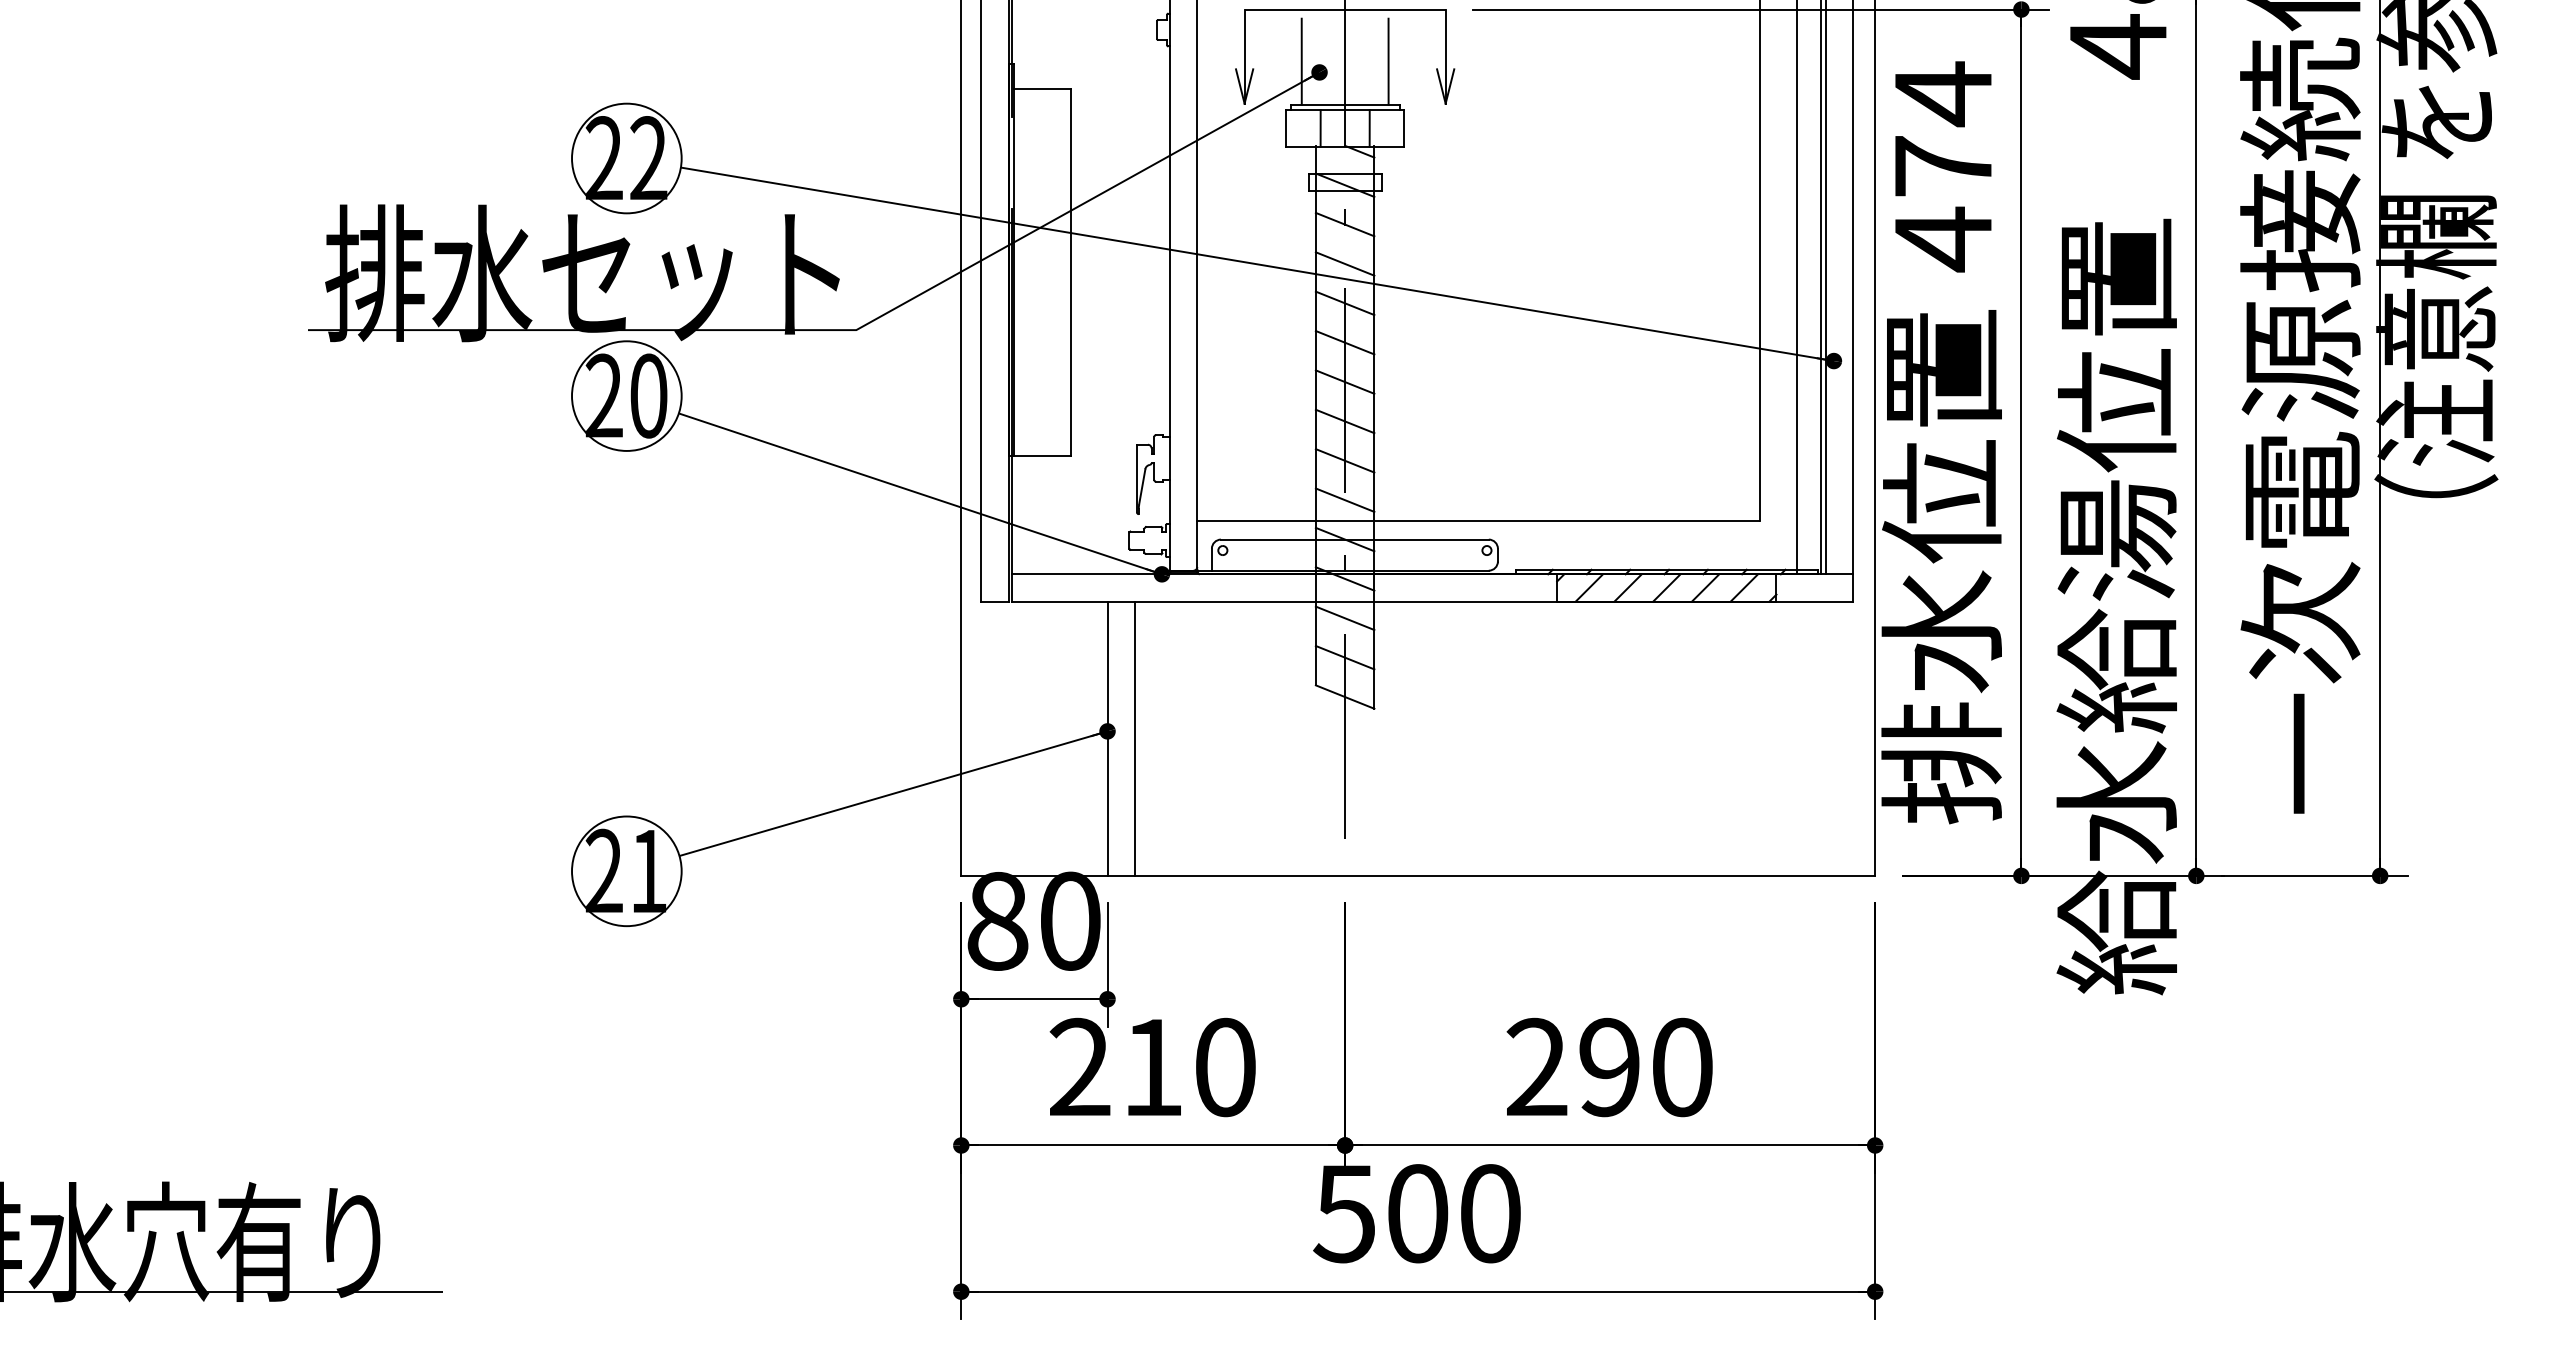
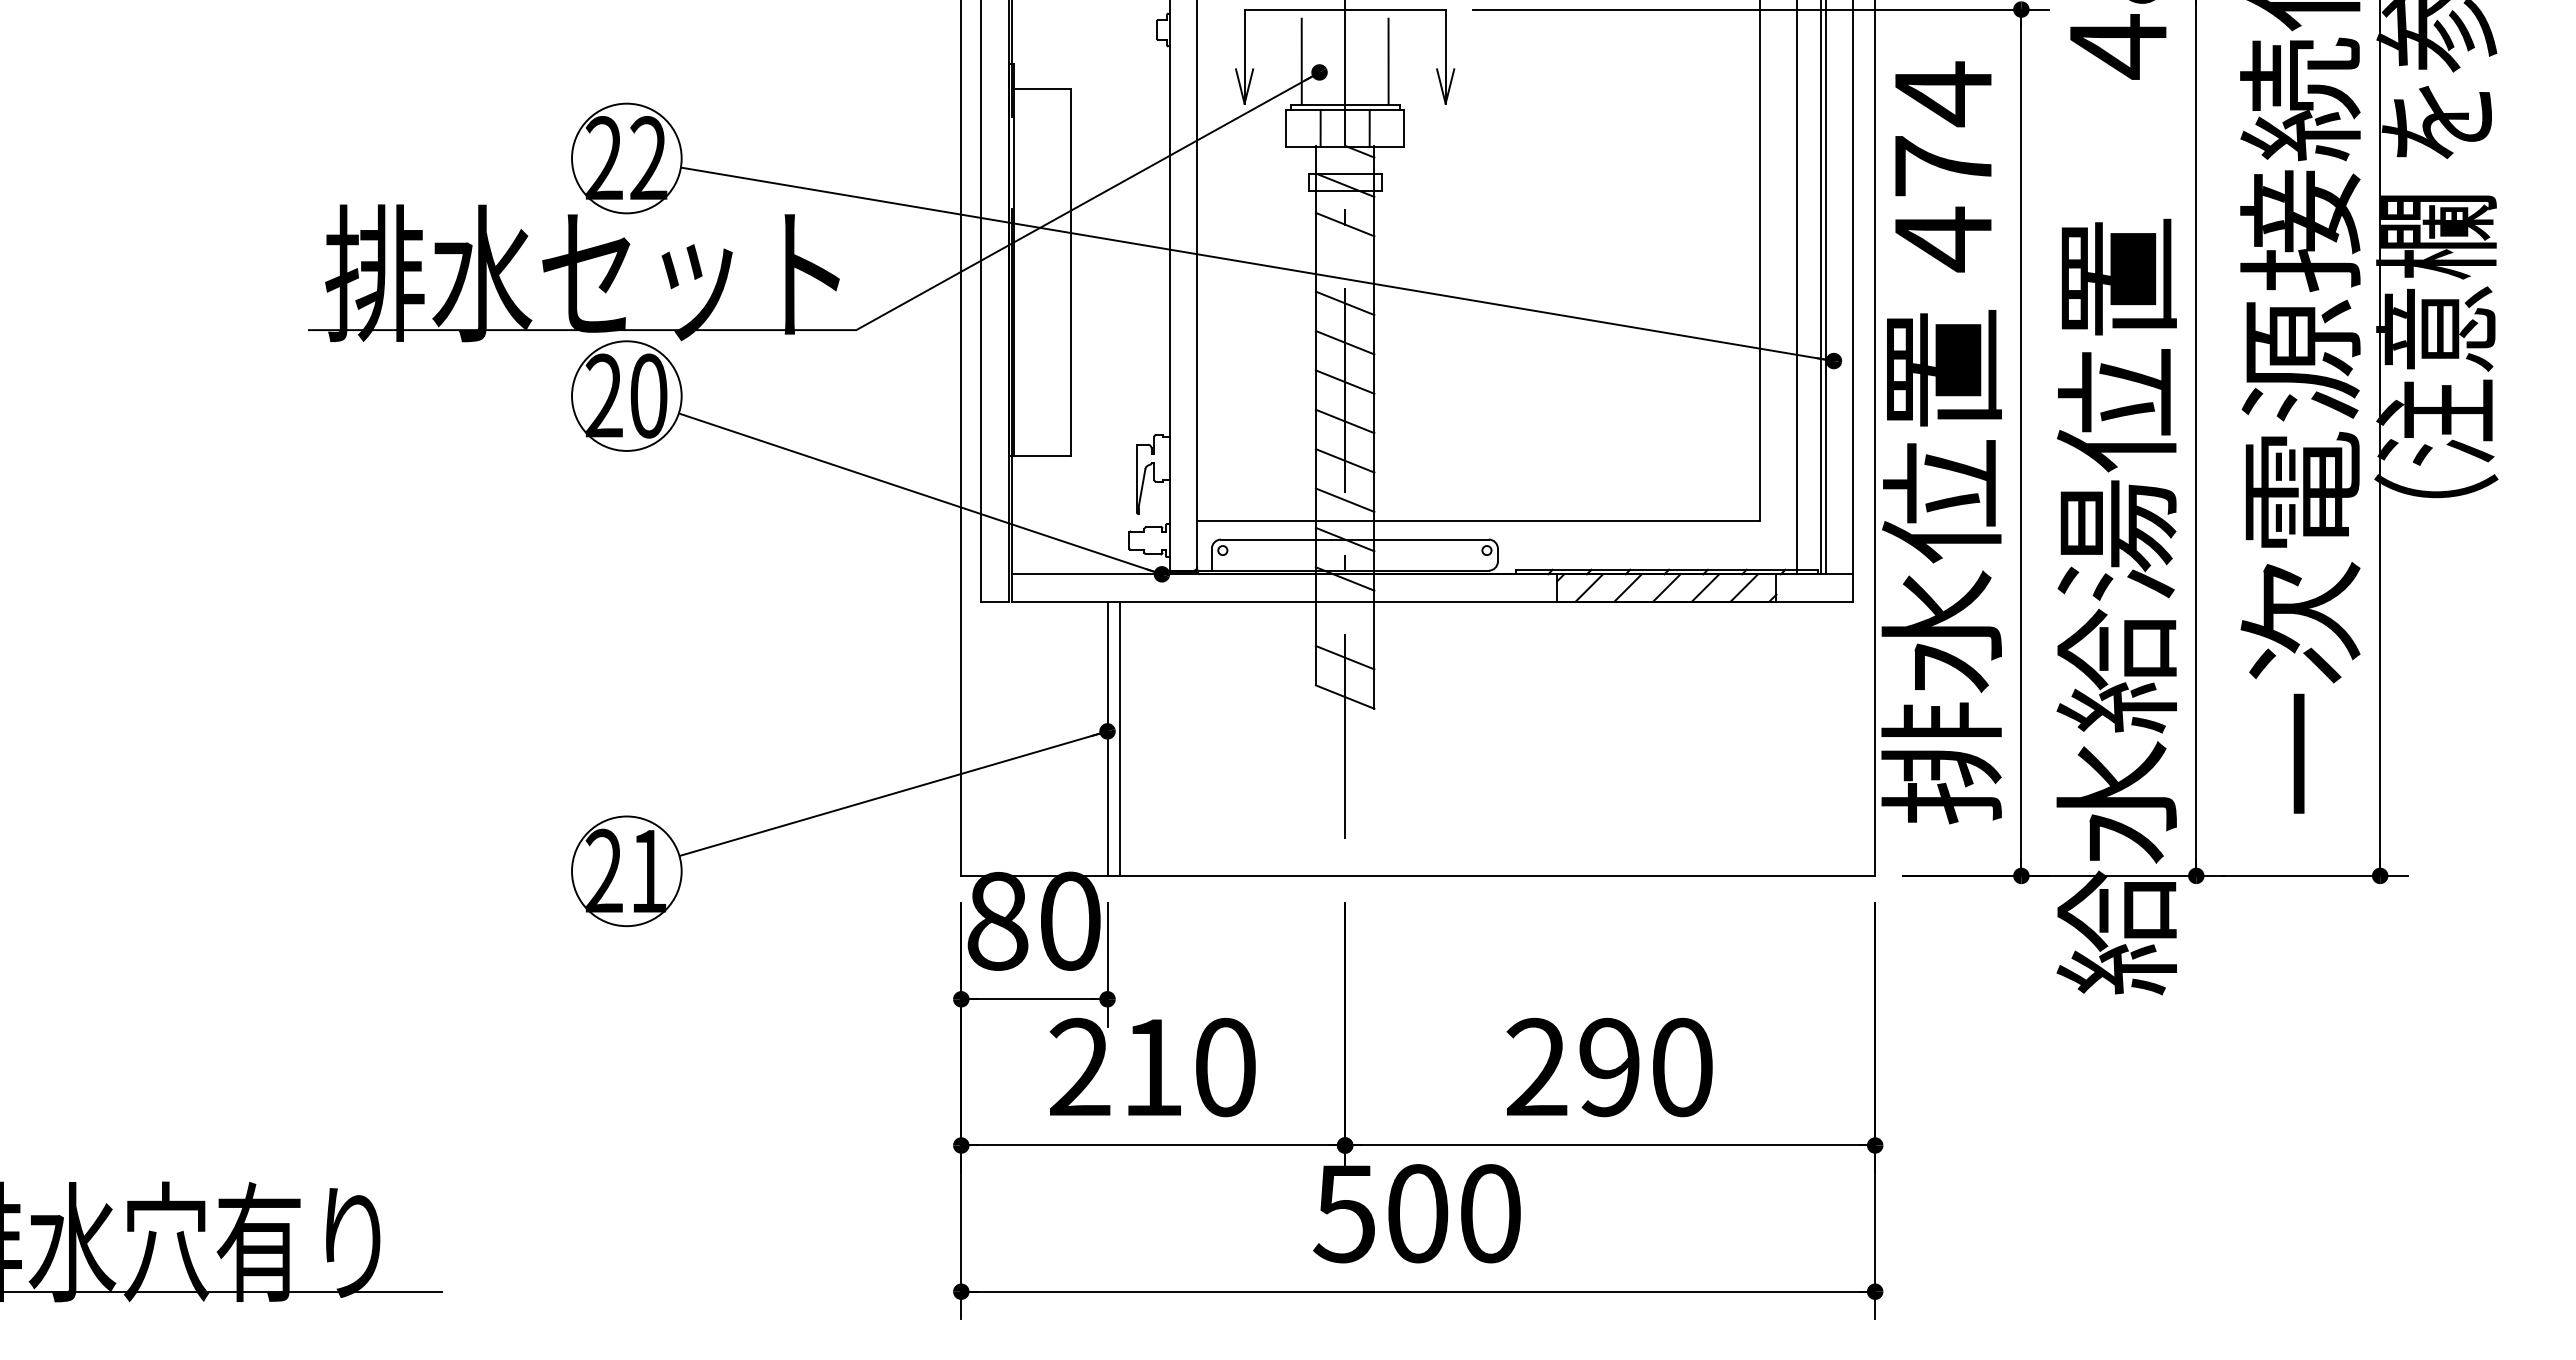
line: present -> none (1344, 263)
line: present -> none (1344, 618)
line position: (1134, 738) -> (1119, 738) (1119, 738)
